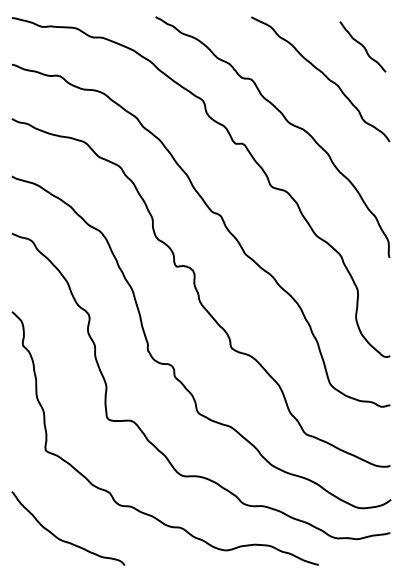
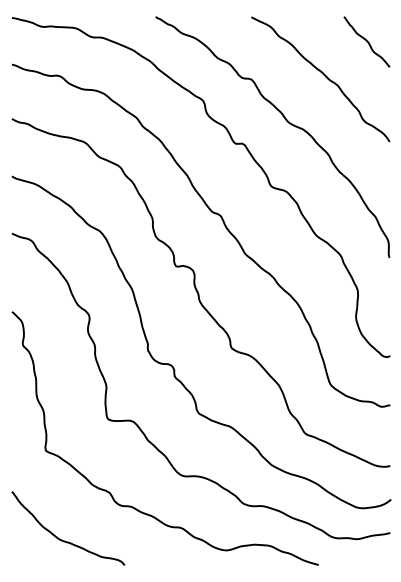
curve position: (362, 46) -> (366, 41) (366, 41)
